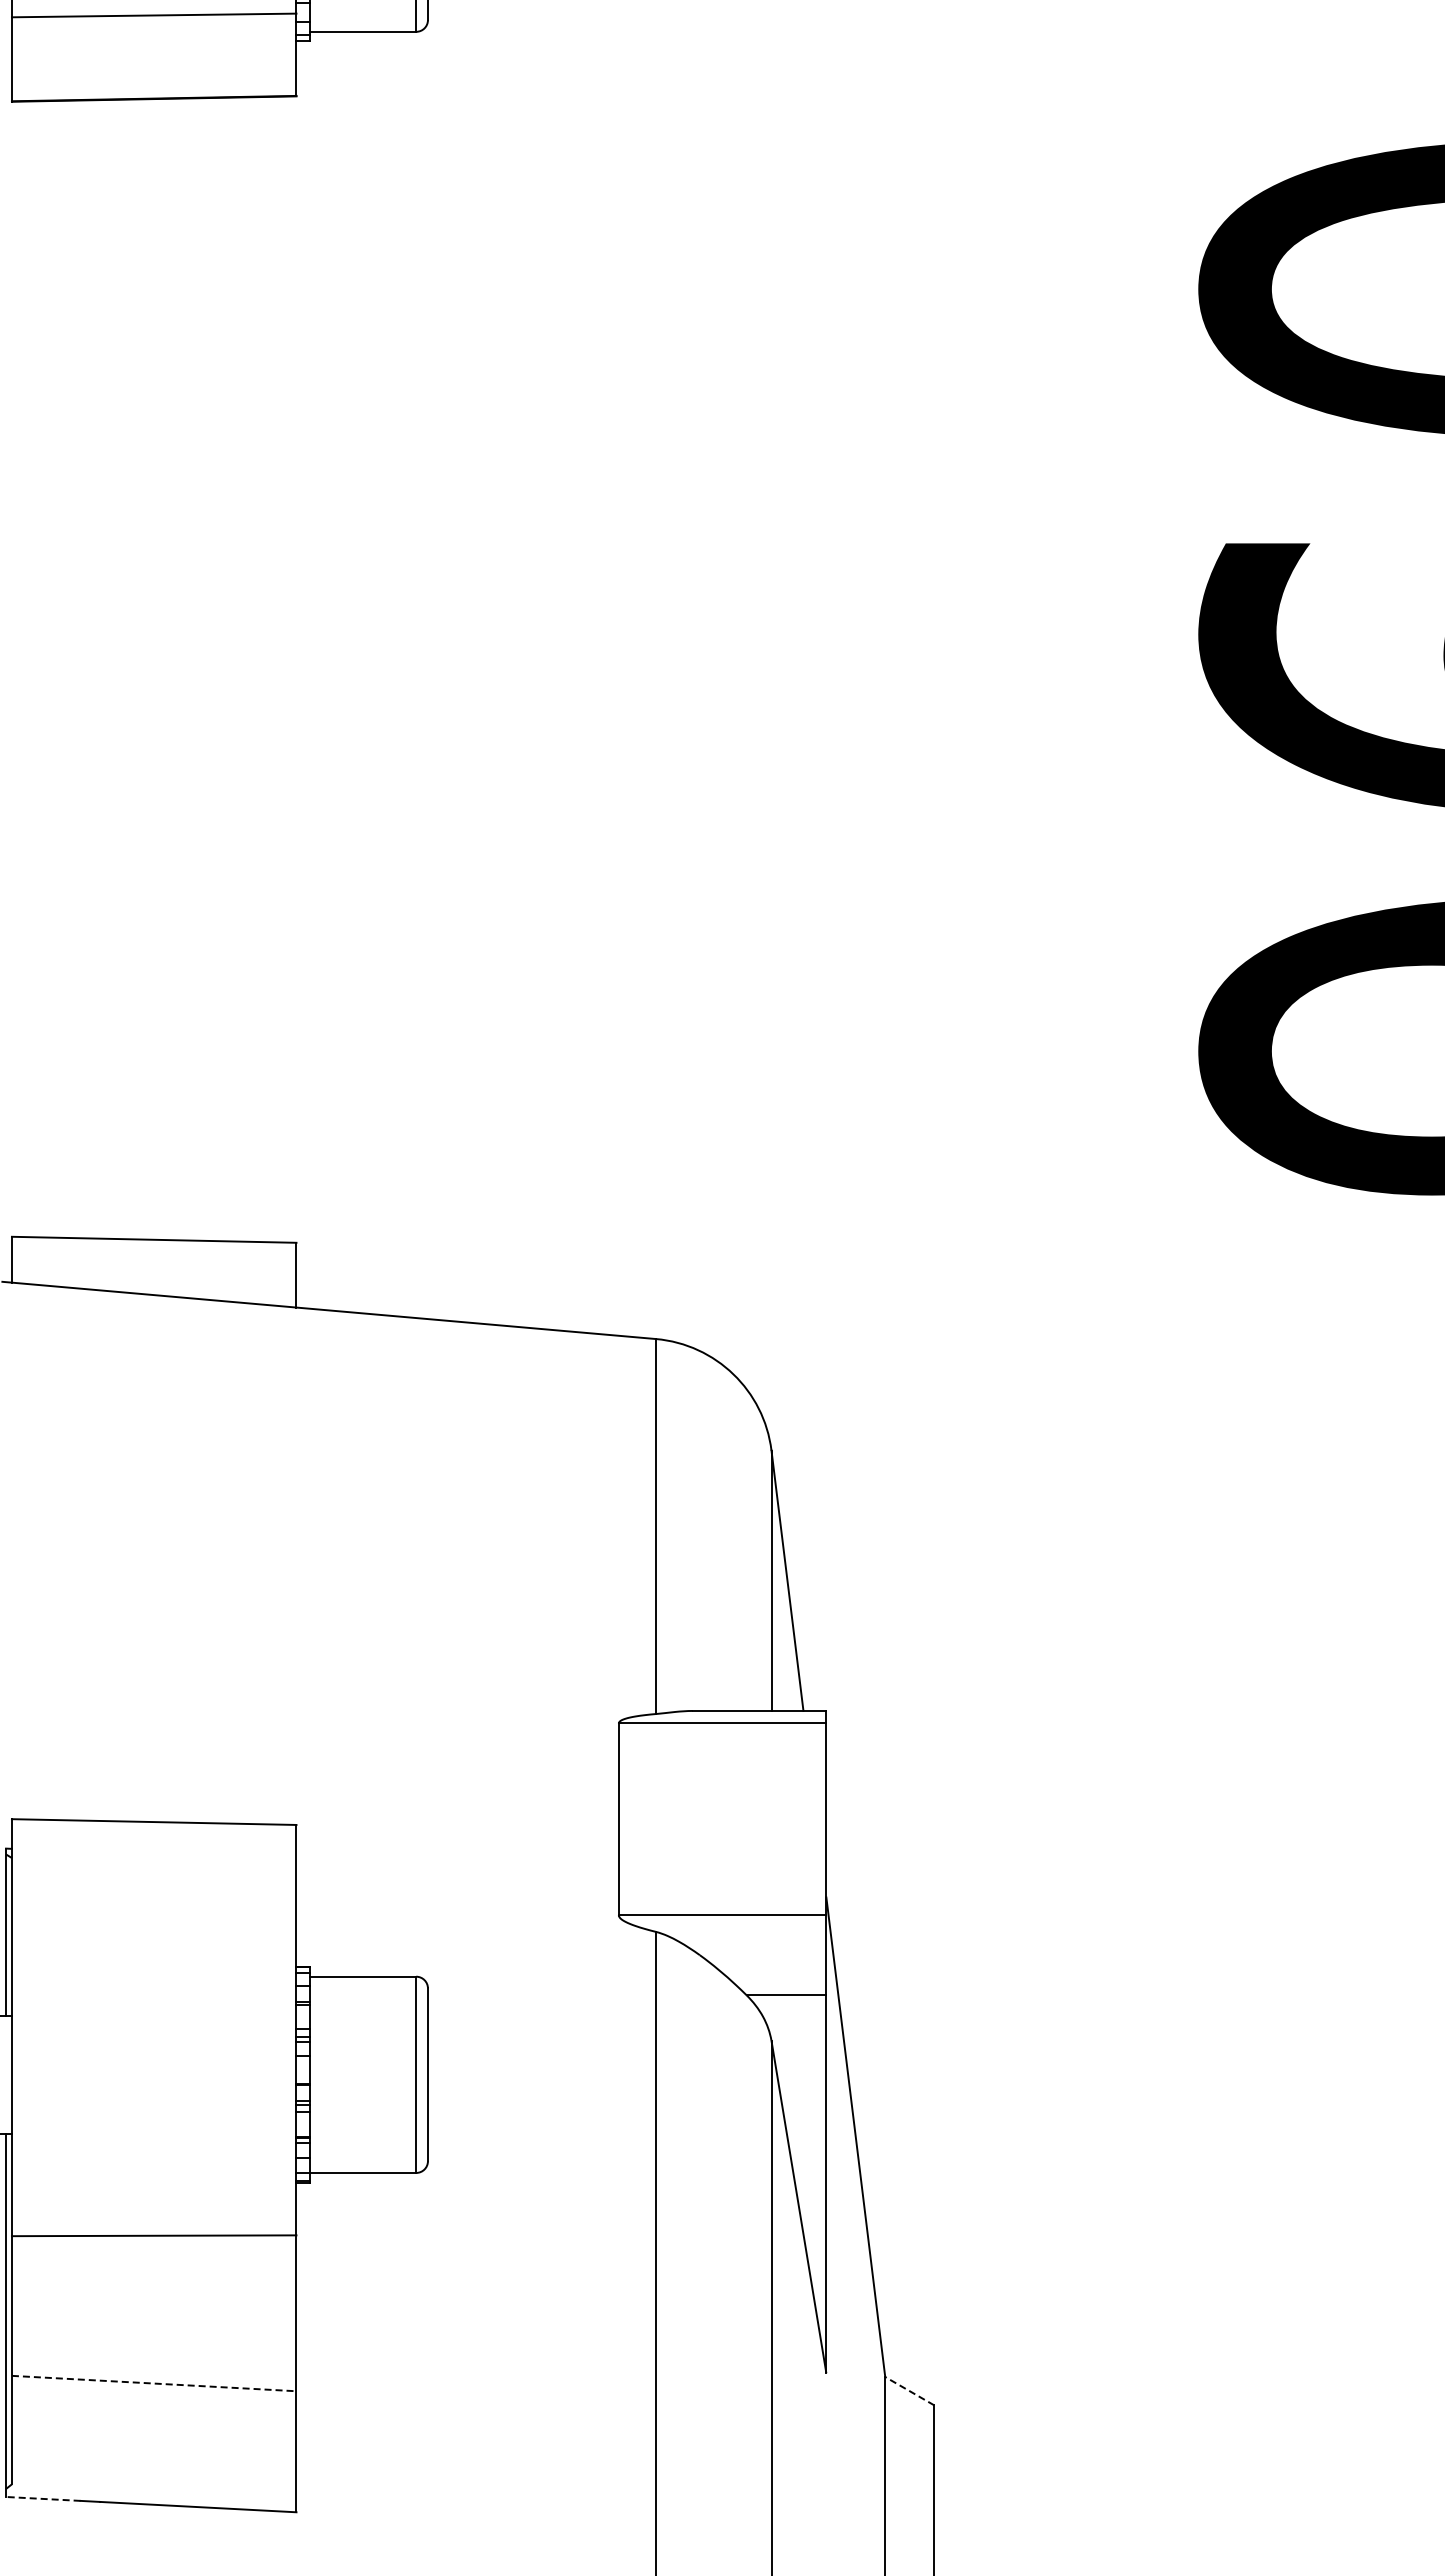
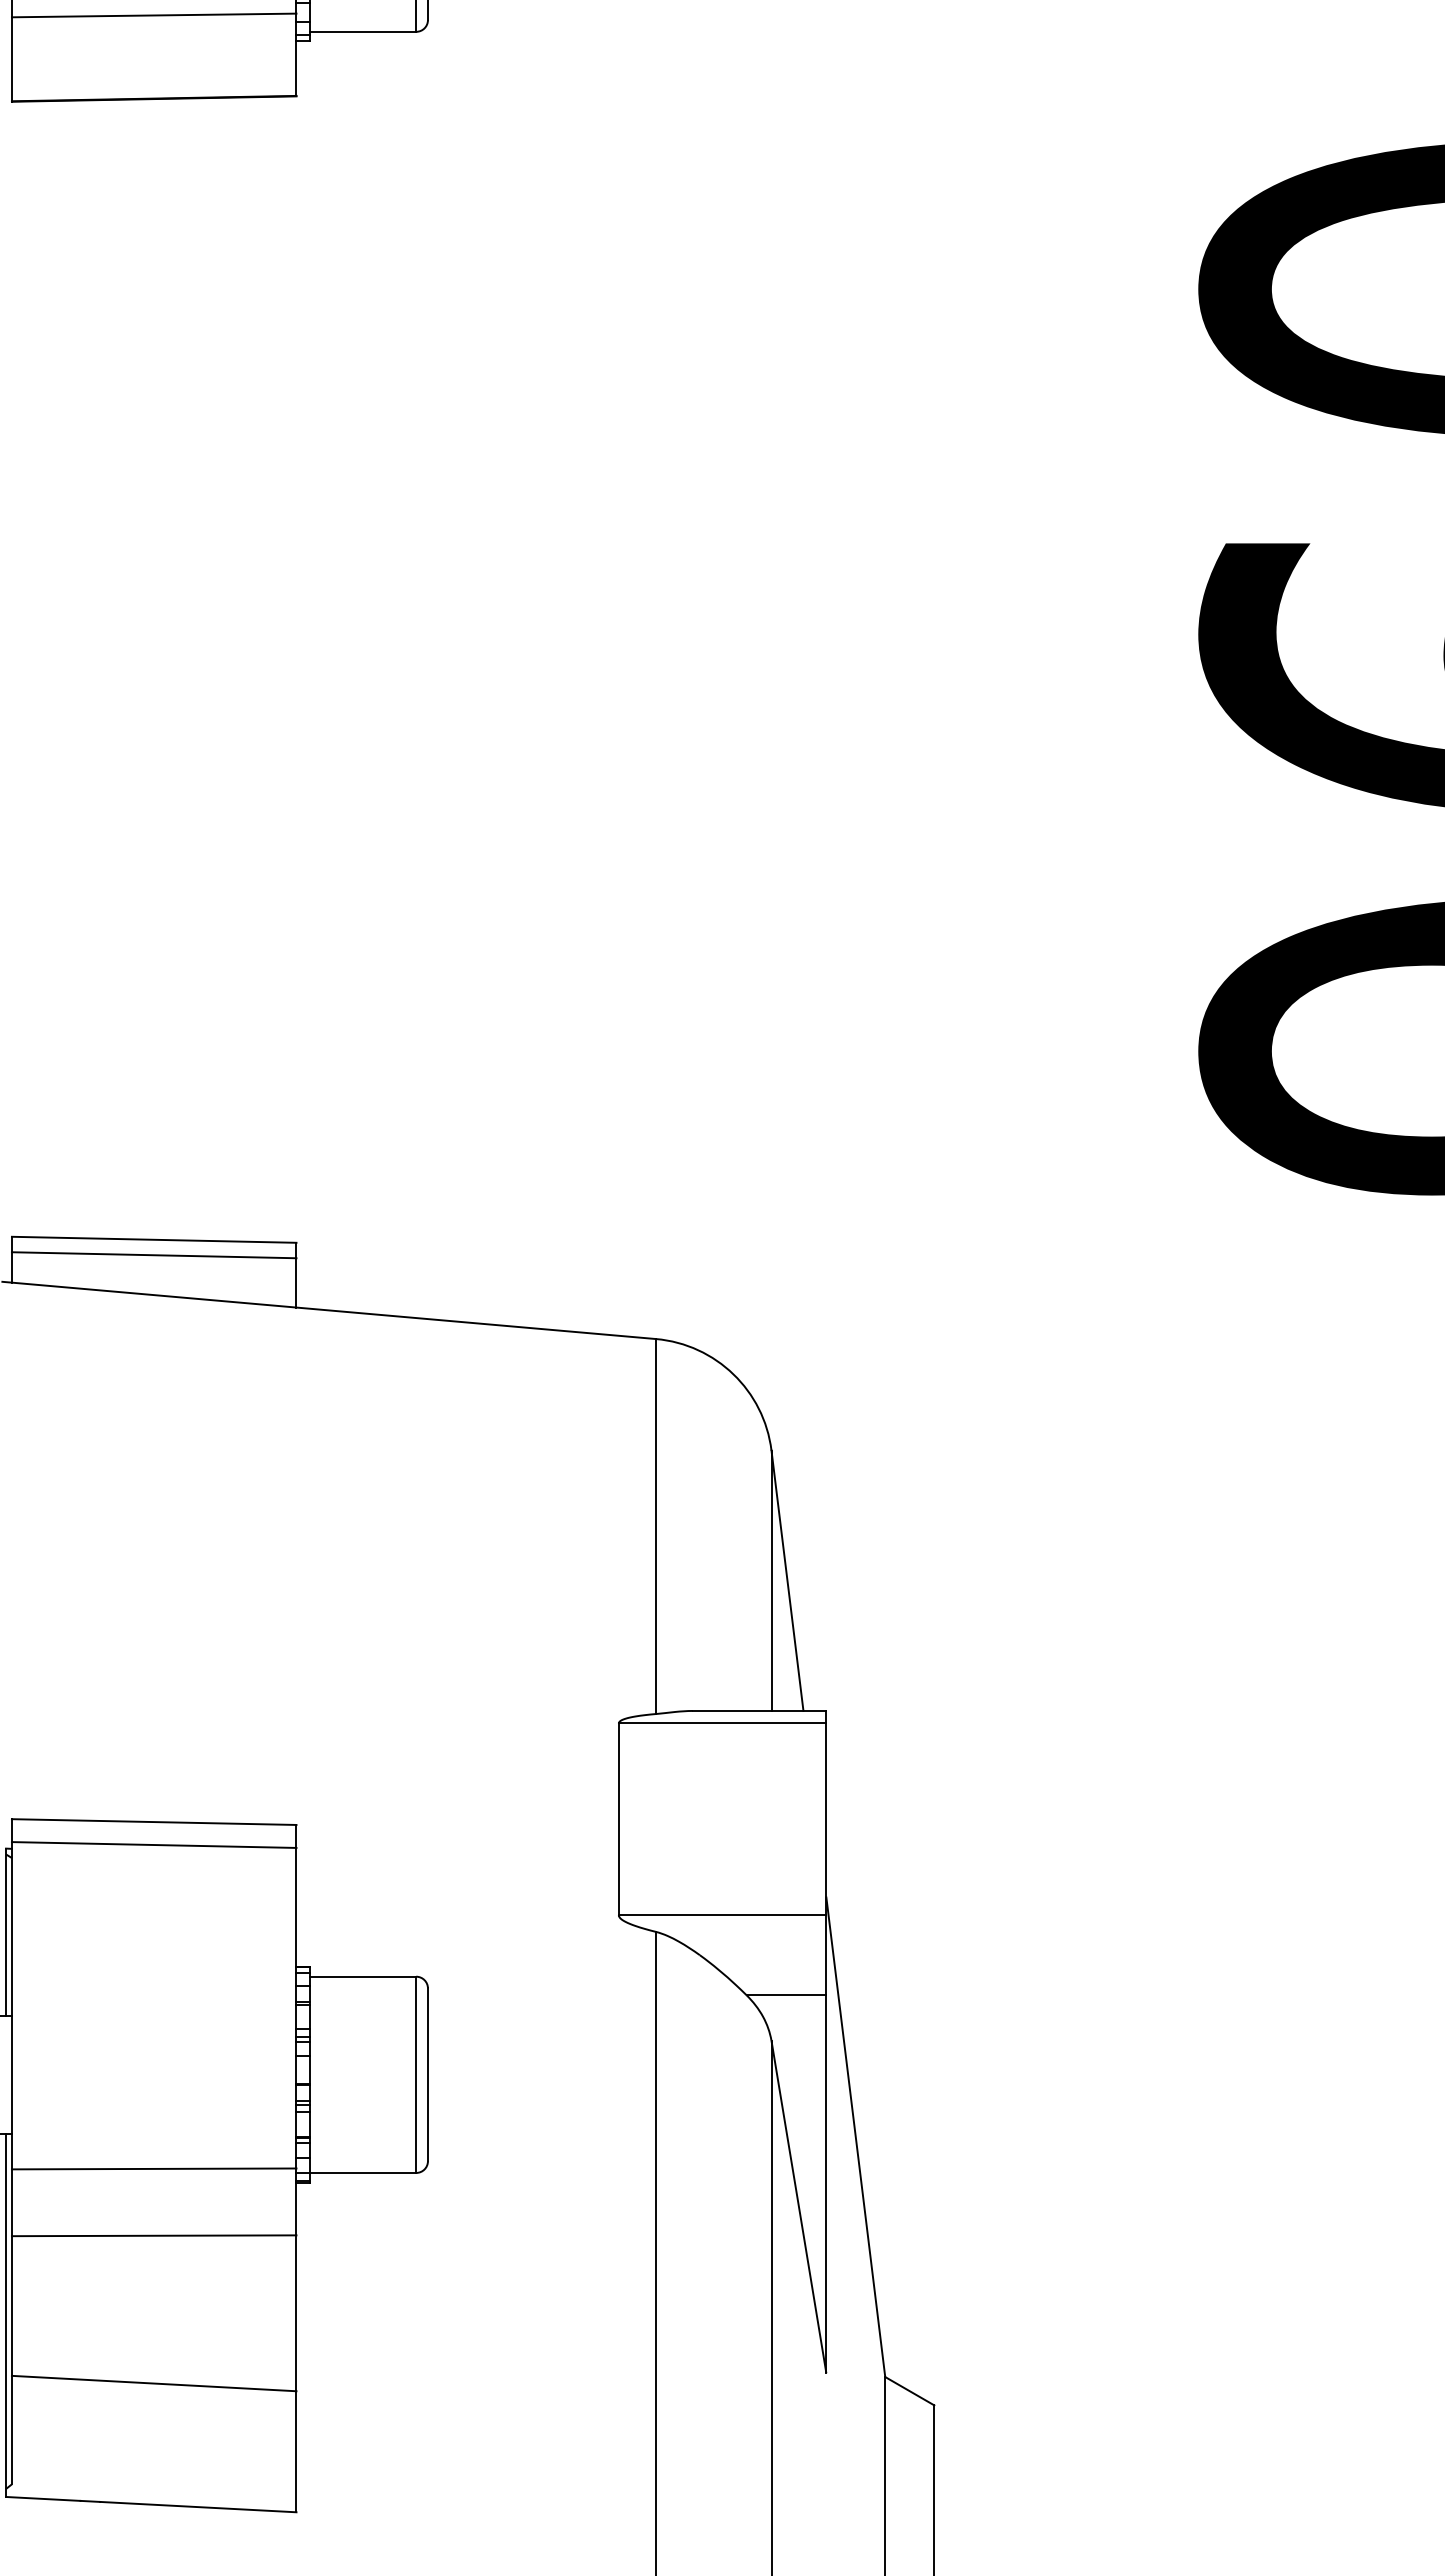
line: none -> present (153, 1255)
line: none -> present (153, 1844)
line: none -> present (153, 2168)
line: dashed -> solid (154, 2383)
line: dashed -> solid (909, 2390)
line: dashed -> solid (42, 2498)
